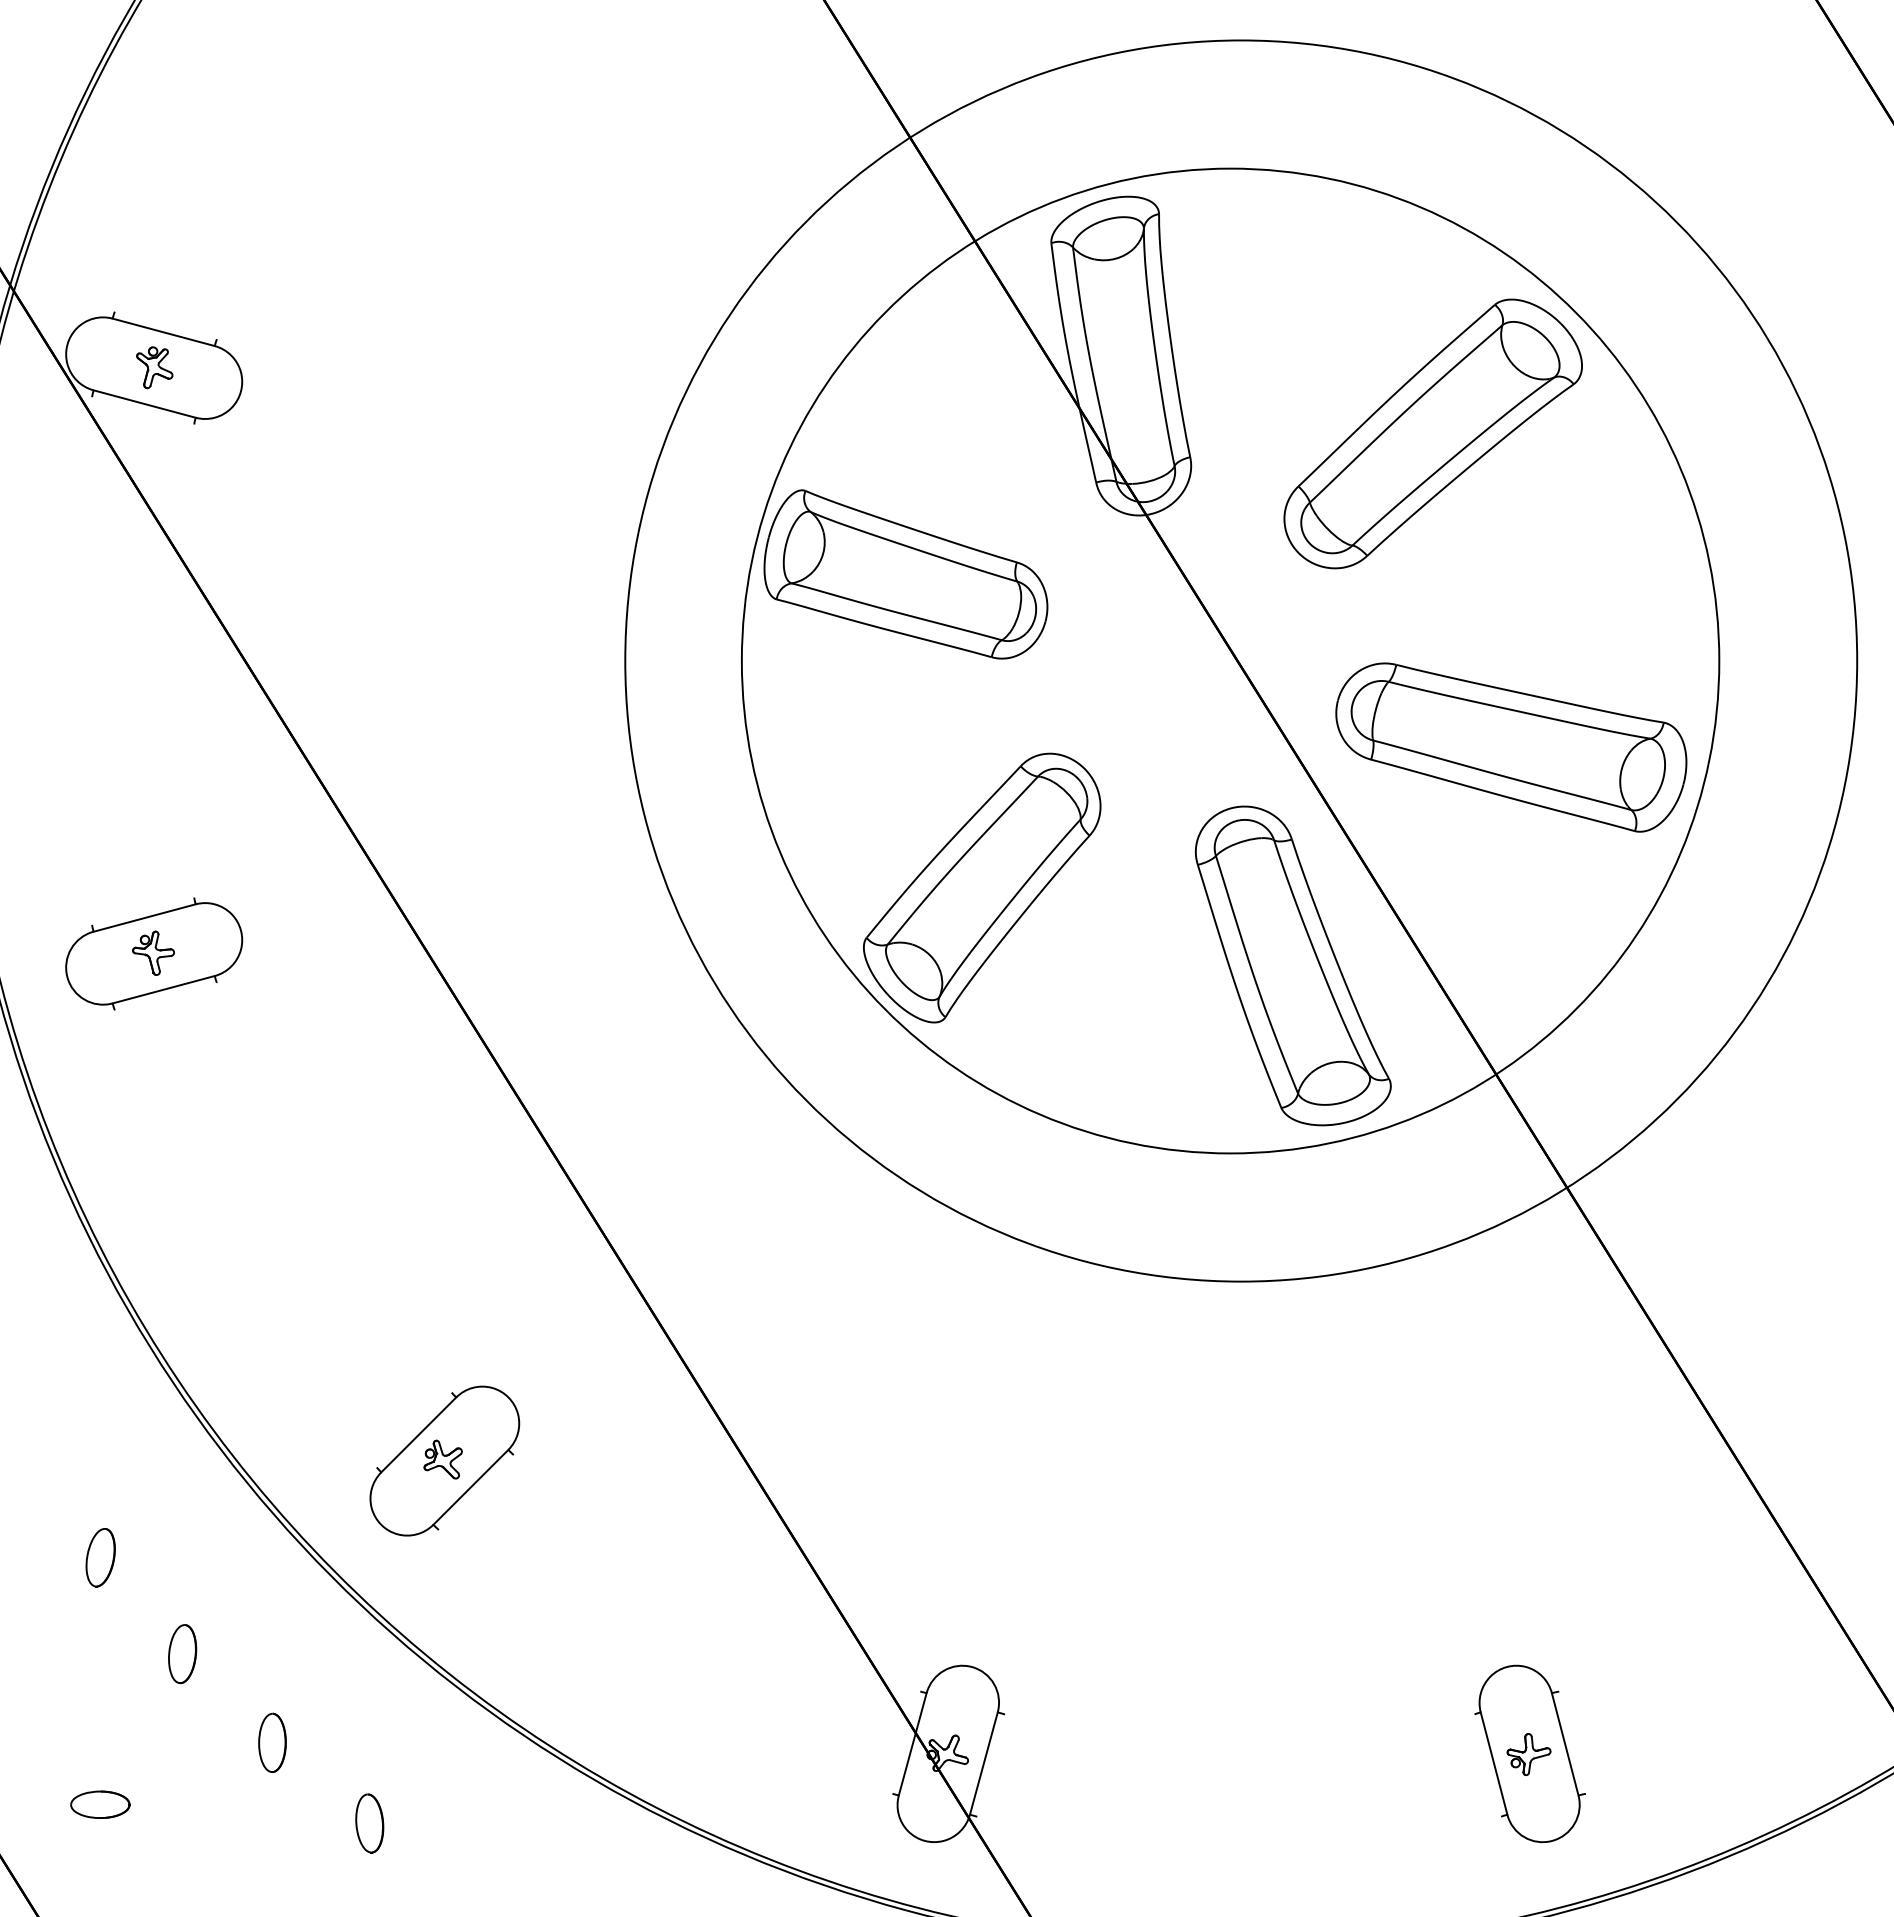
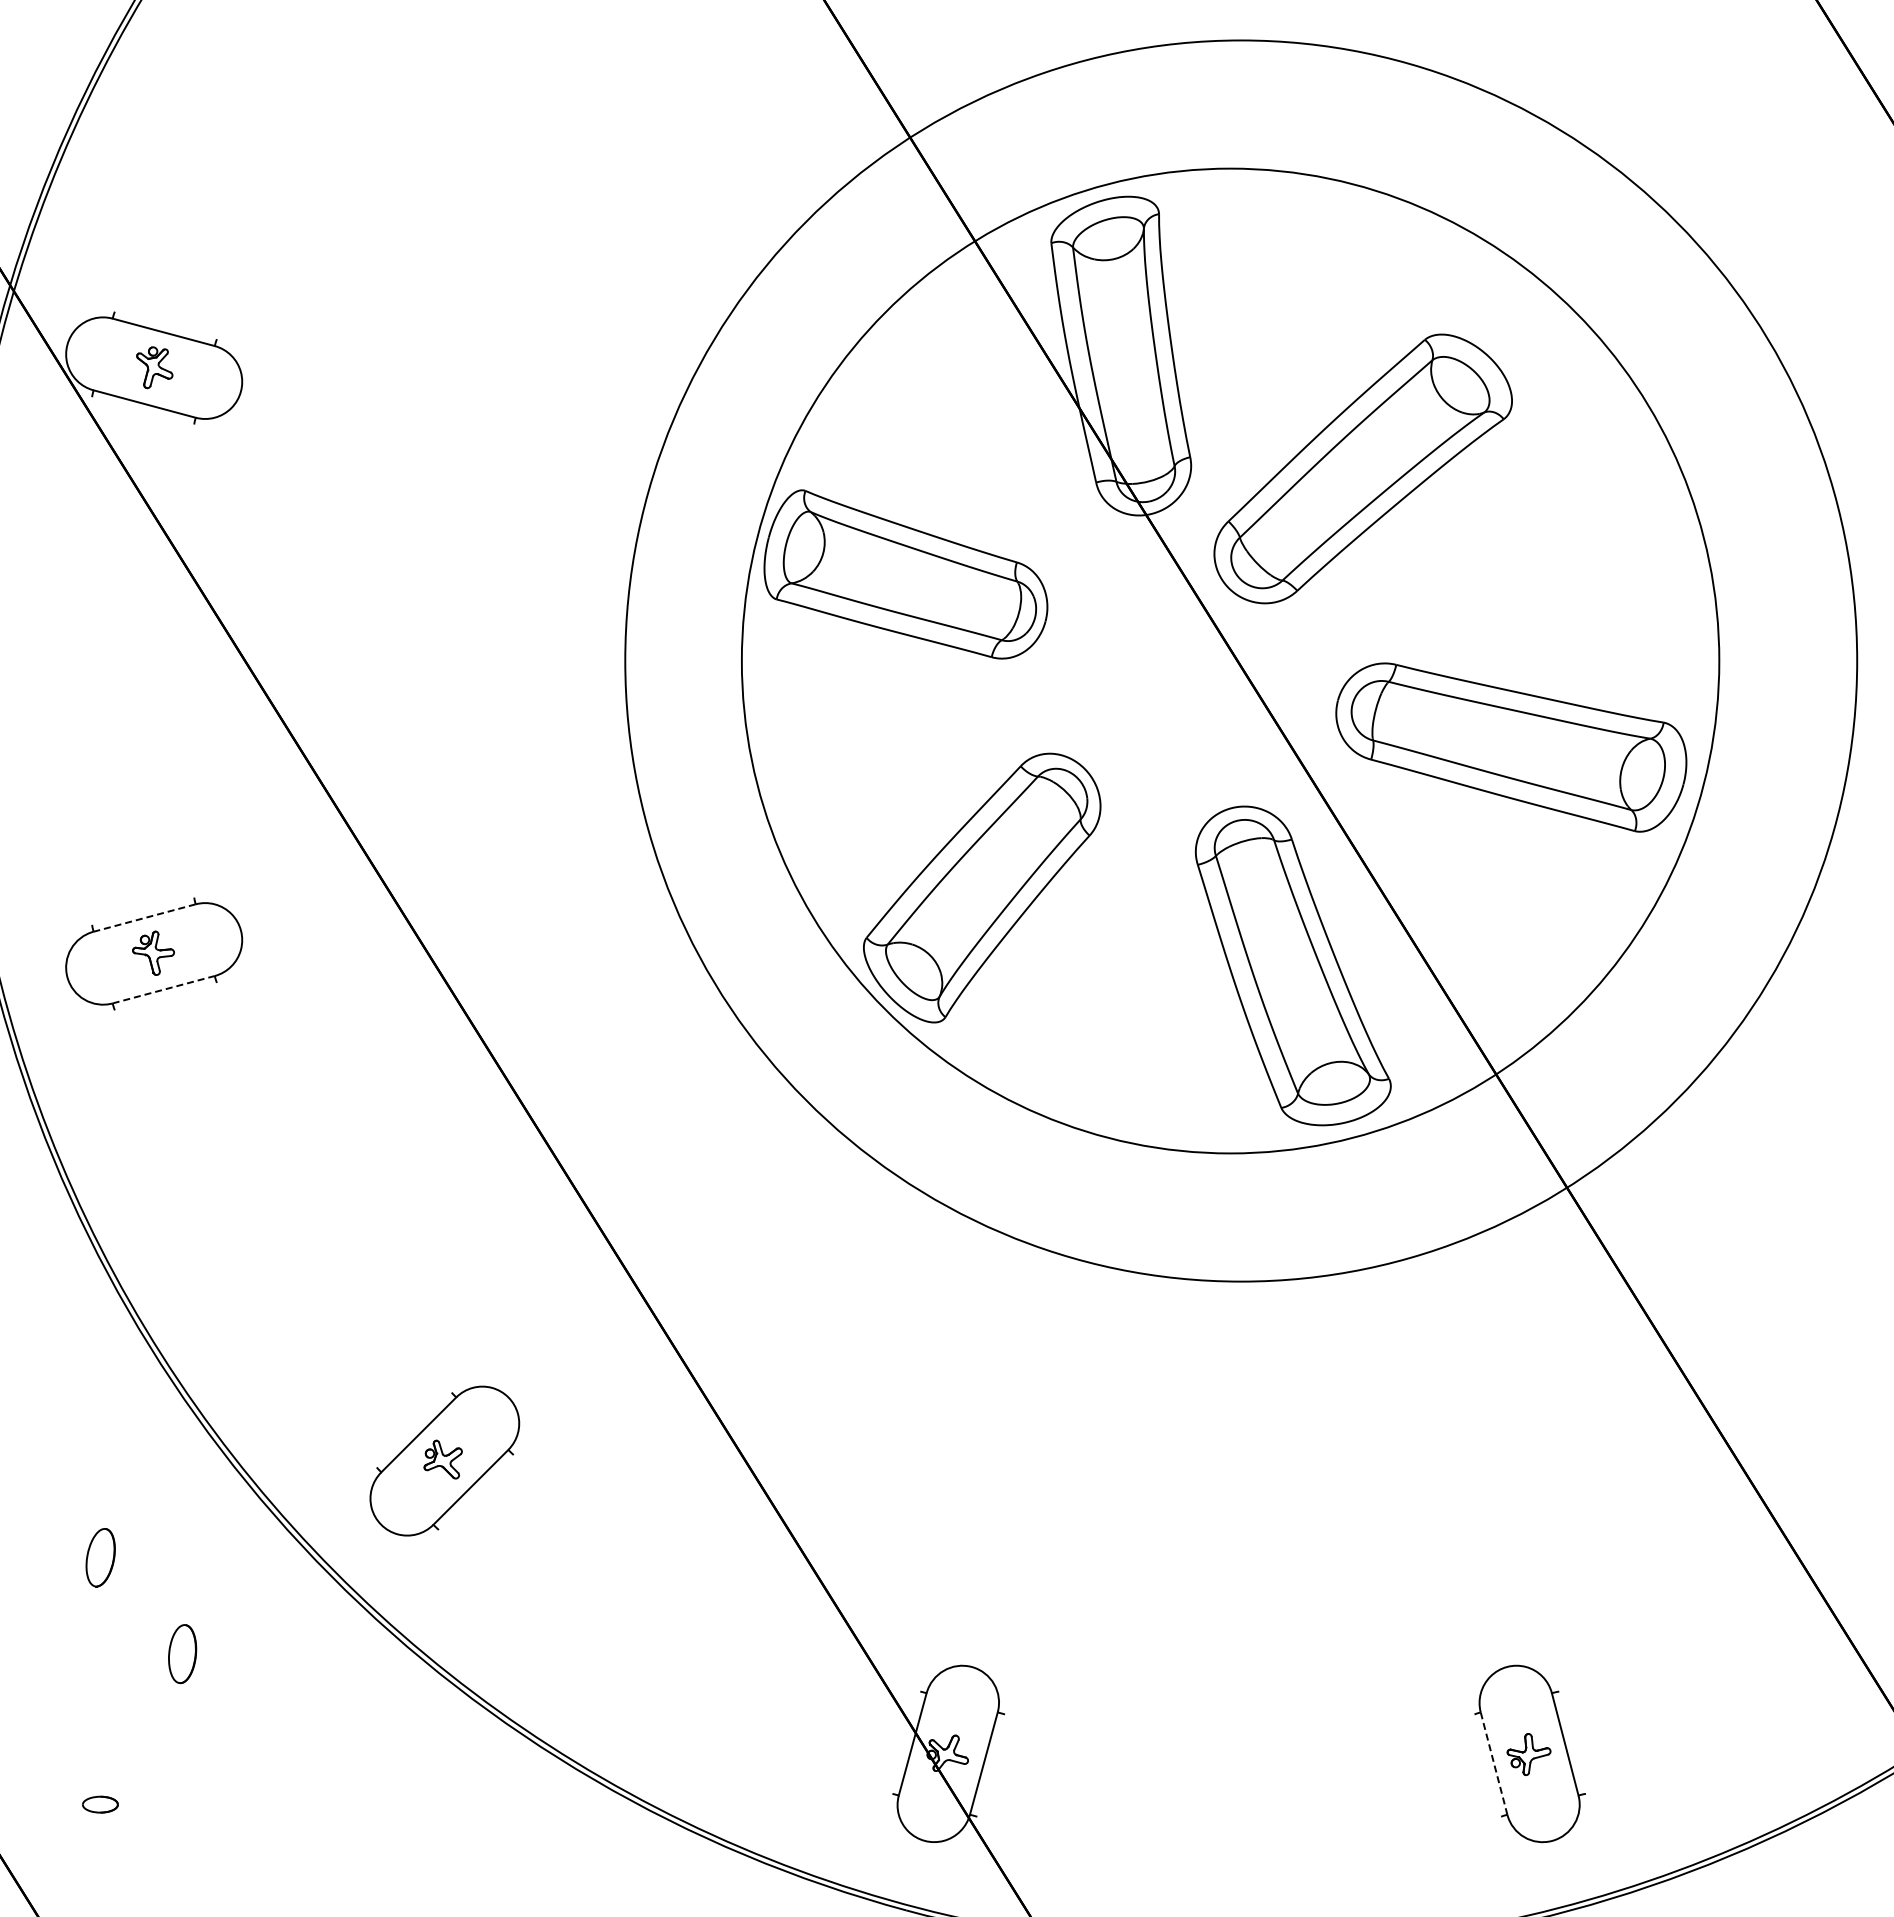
part position: (1432, 433) -> (1362, 468) (1362, 468)
line: solid -> dashed (144, 918)
line: solid -> dashed (163, 989)
part: present -> none (272, 1742)
line: solid -> dashed (1494, 1763)
part size: 61x29 px -> 37x19 px (100, 1804)
part: present -> none (369, 1823)
